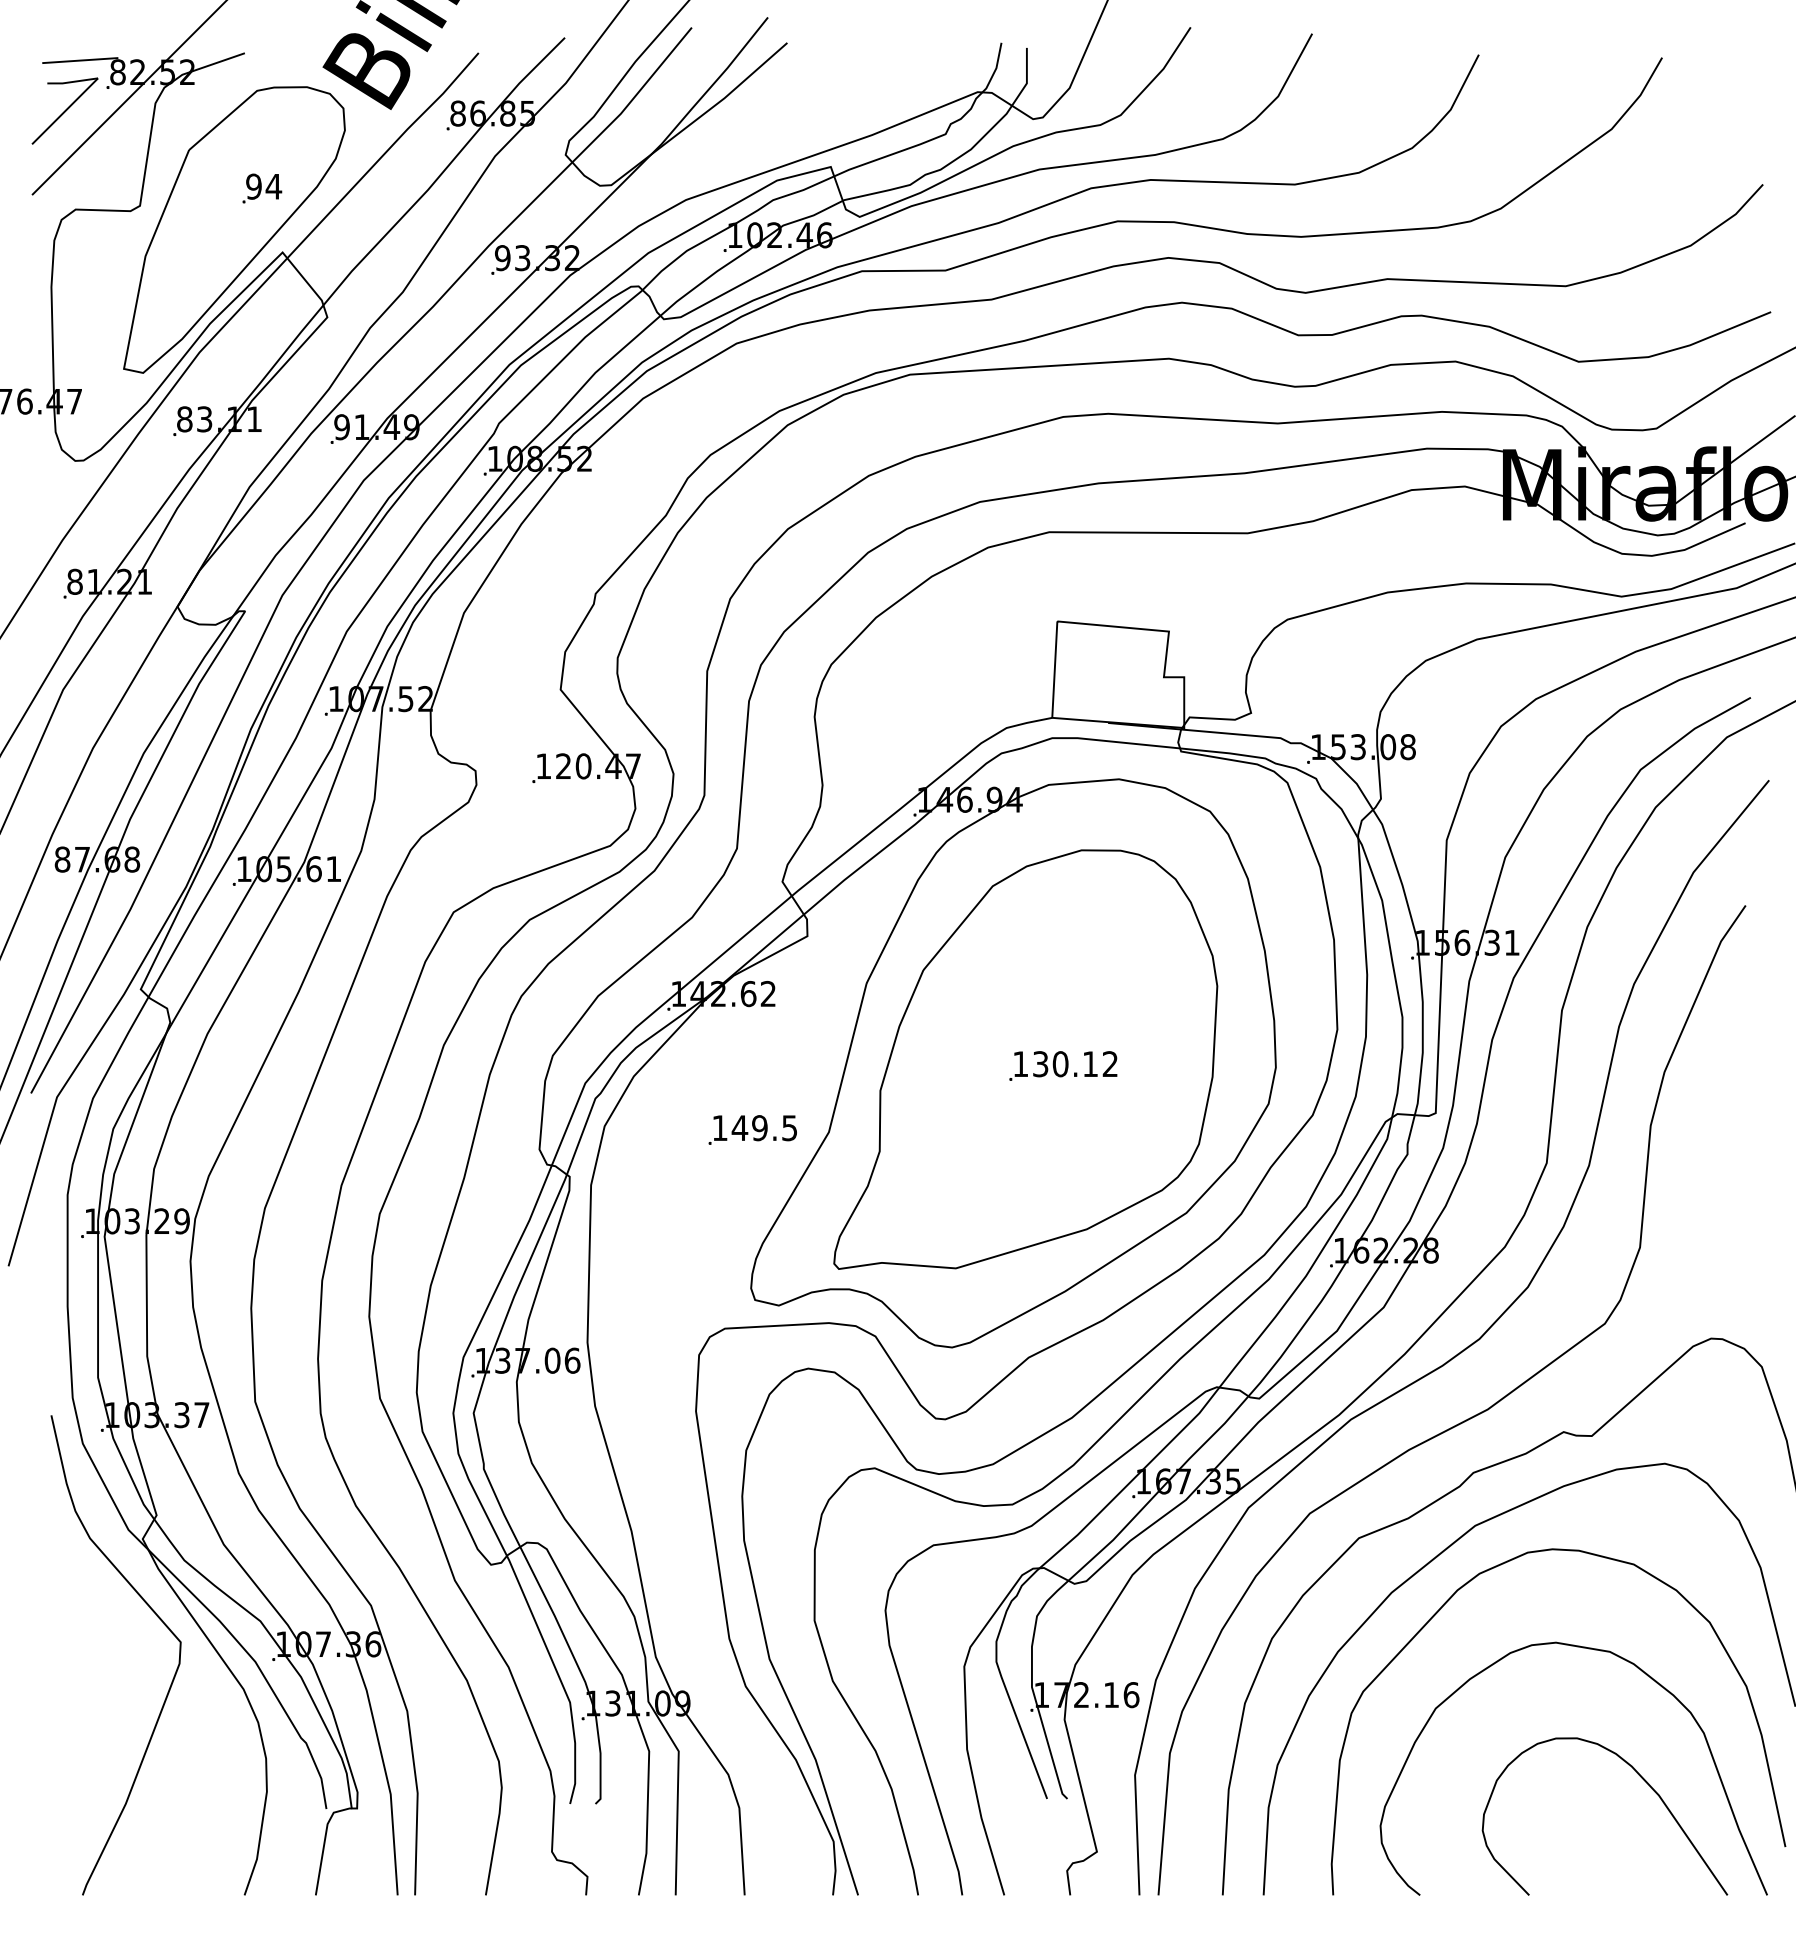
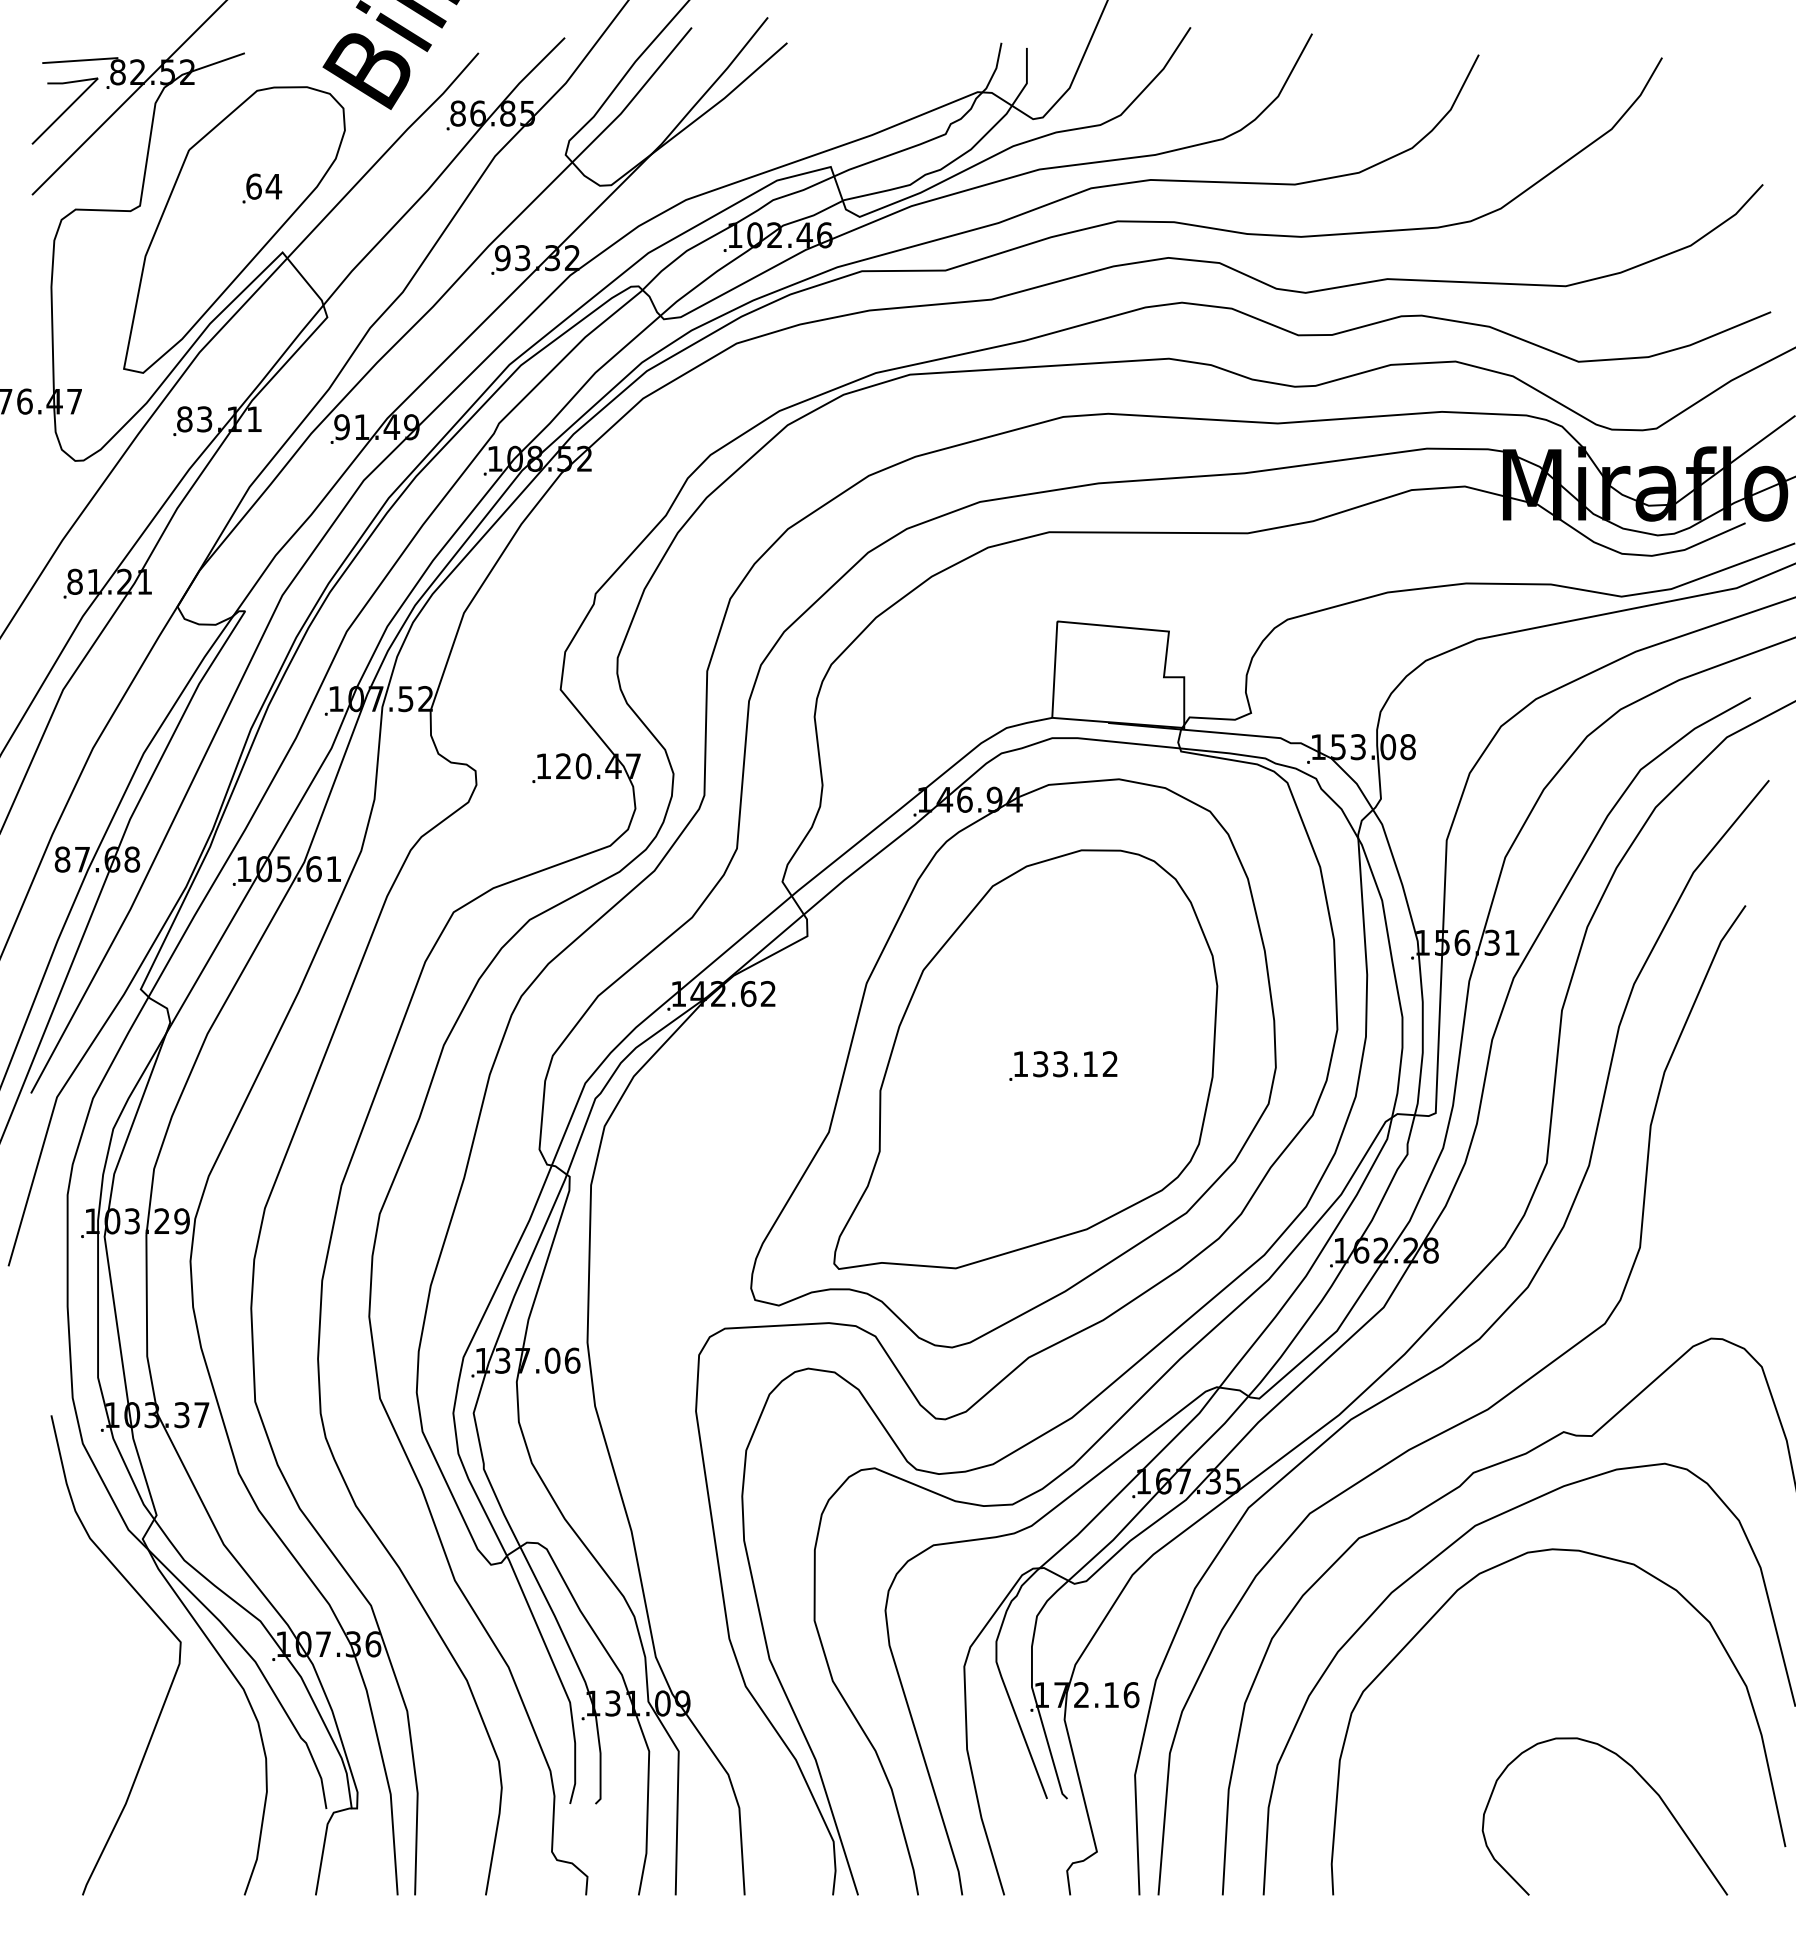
text: 94 -> 64 (253, 186)
text: 130.12 -> 133.12 (1060, 1064)
part: present -> none (752, 1129)
curve: present -> none (1647, 1676)
